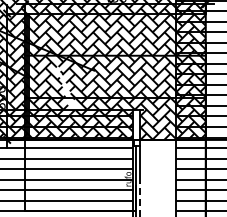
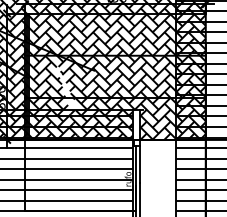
line: dashed -> solid (140, 199)
